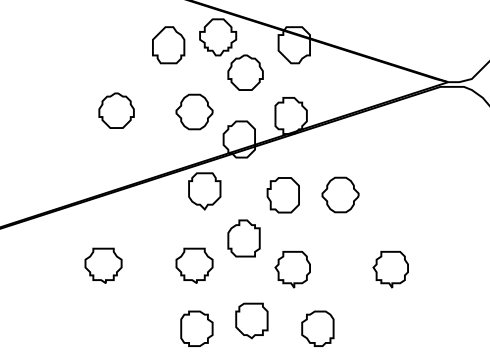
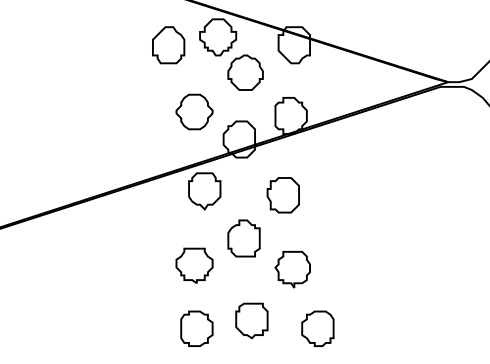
part: present -> none (116, 110)
part: present -> none (340, 194)
part: present -> none (103, 265)
part: present -> none (390, 269)
